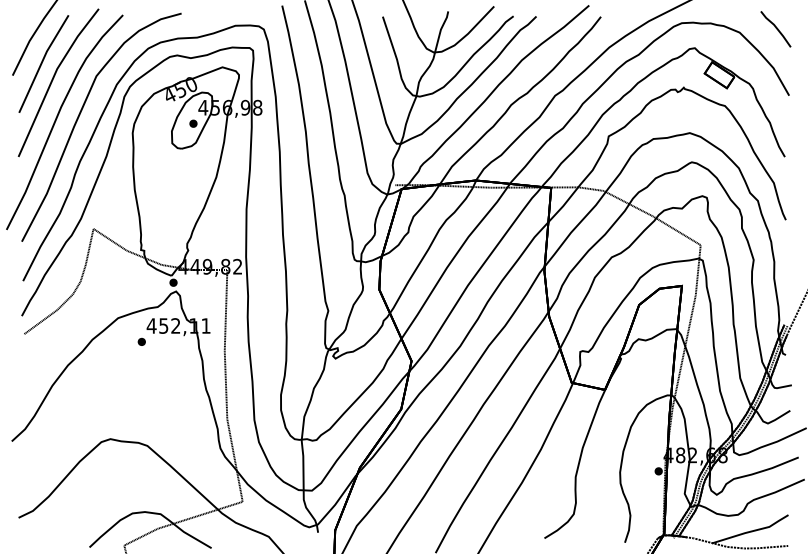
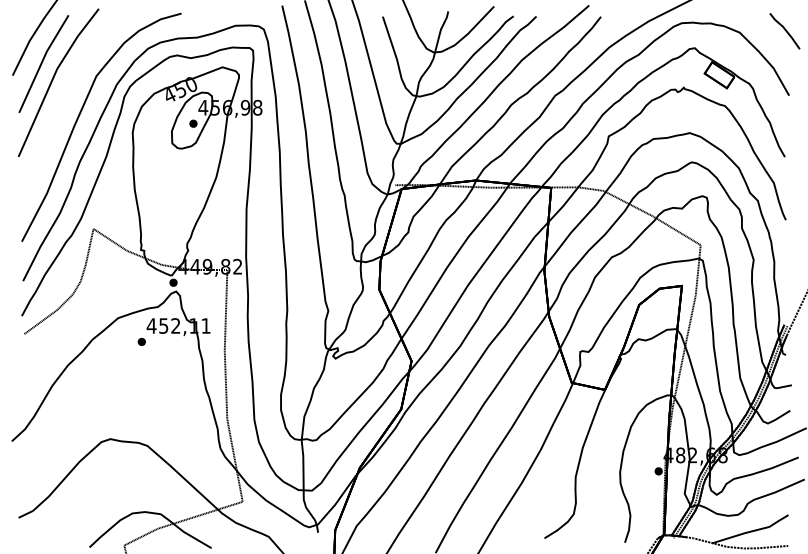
line position: (775, 28) -> (784, 30) (784, 30)
curve: present -> none (57, 118)
